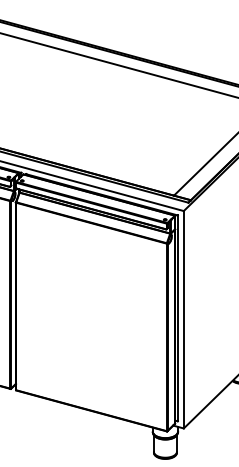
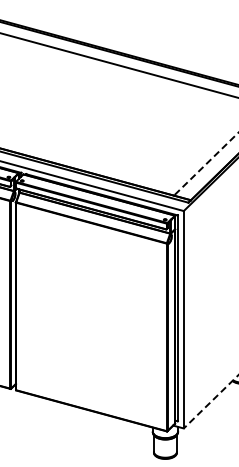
line: solid -> dashed (205, 164)
line: solid -> dashed (210, 401)
